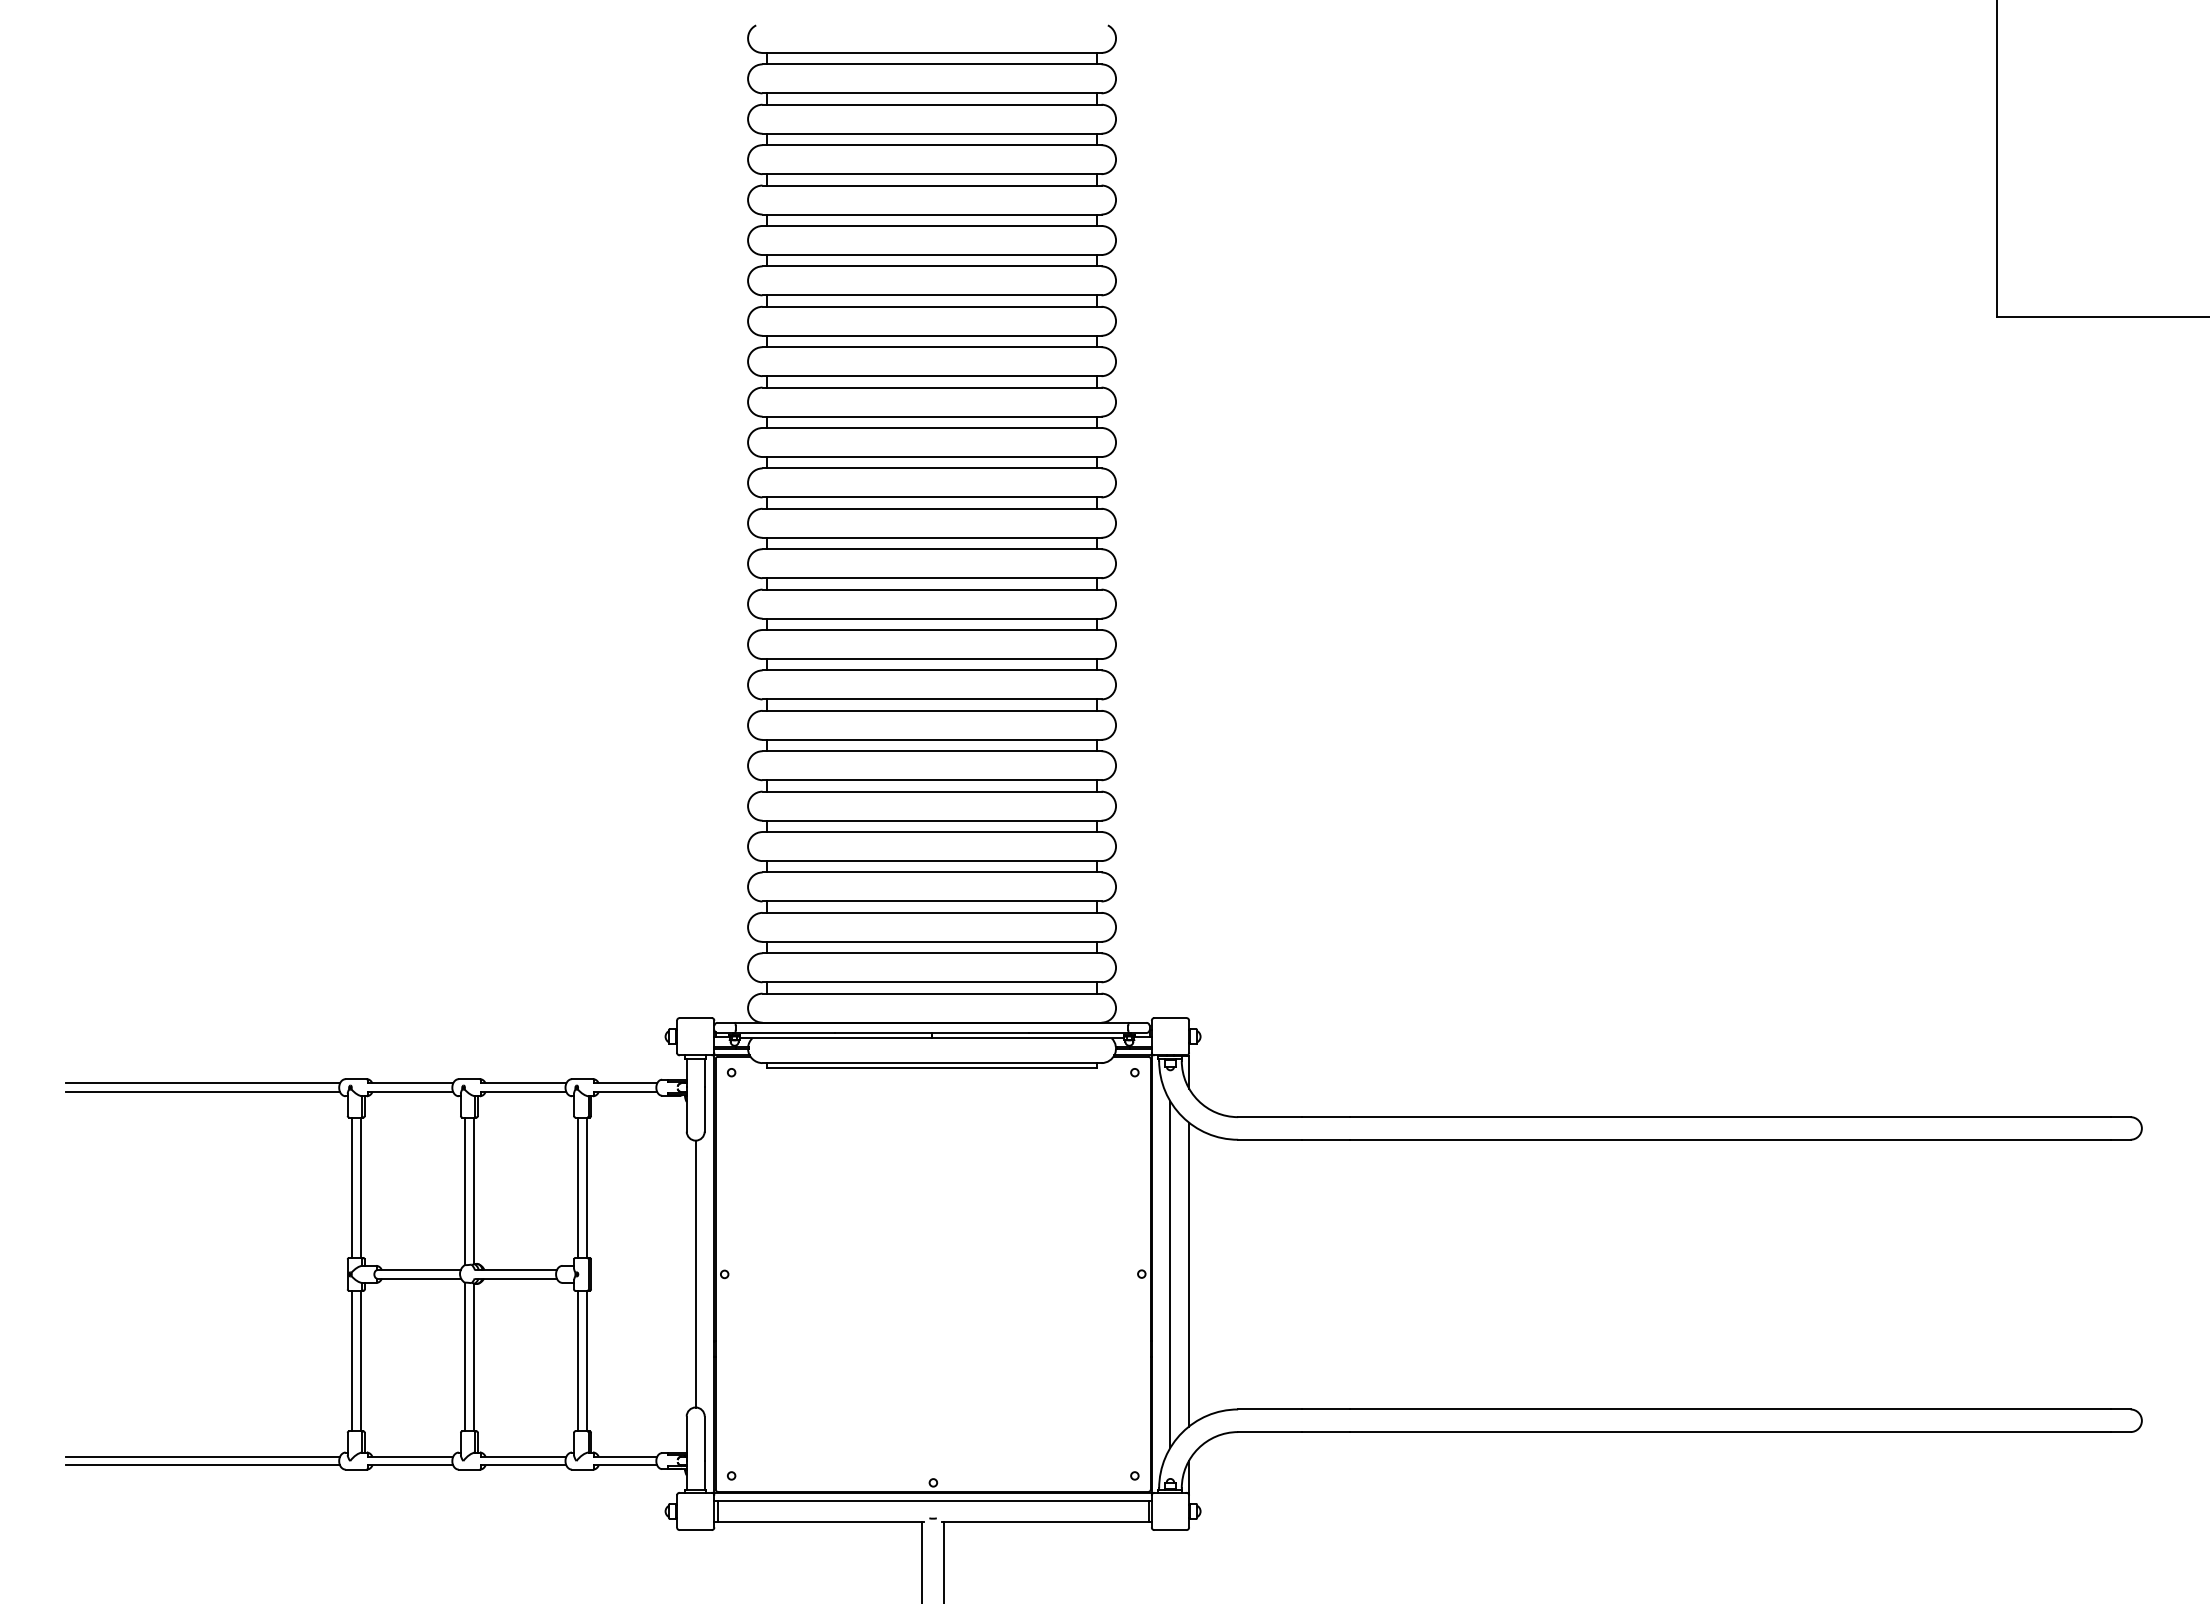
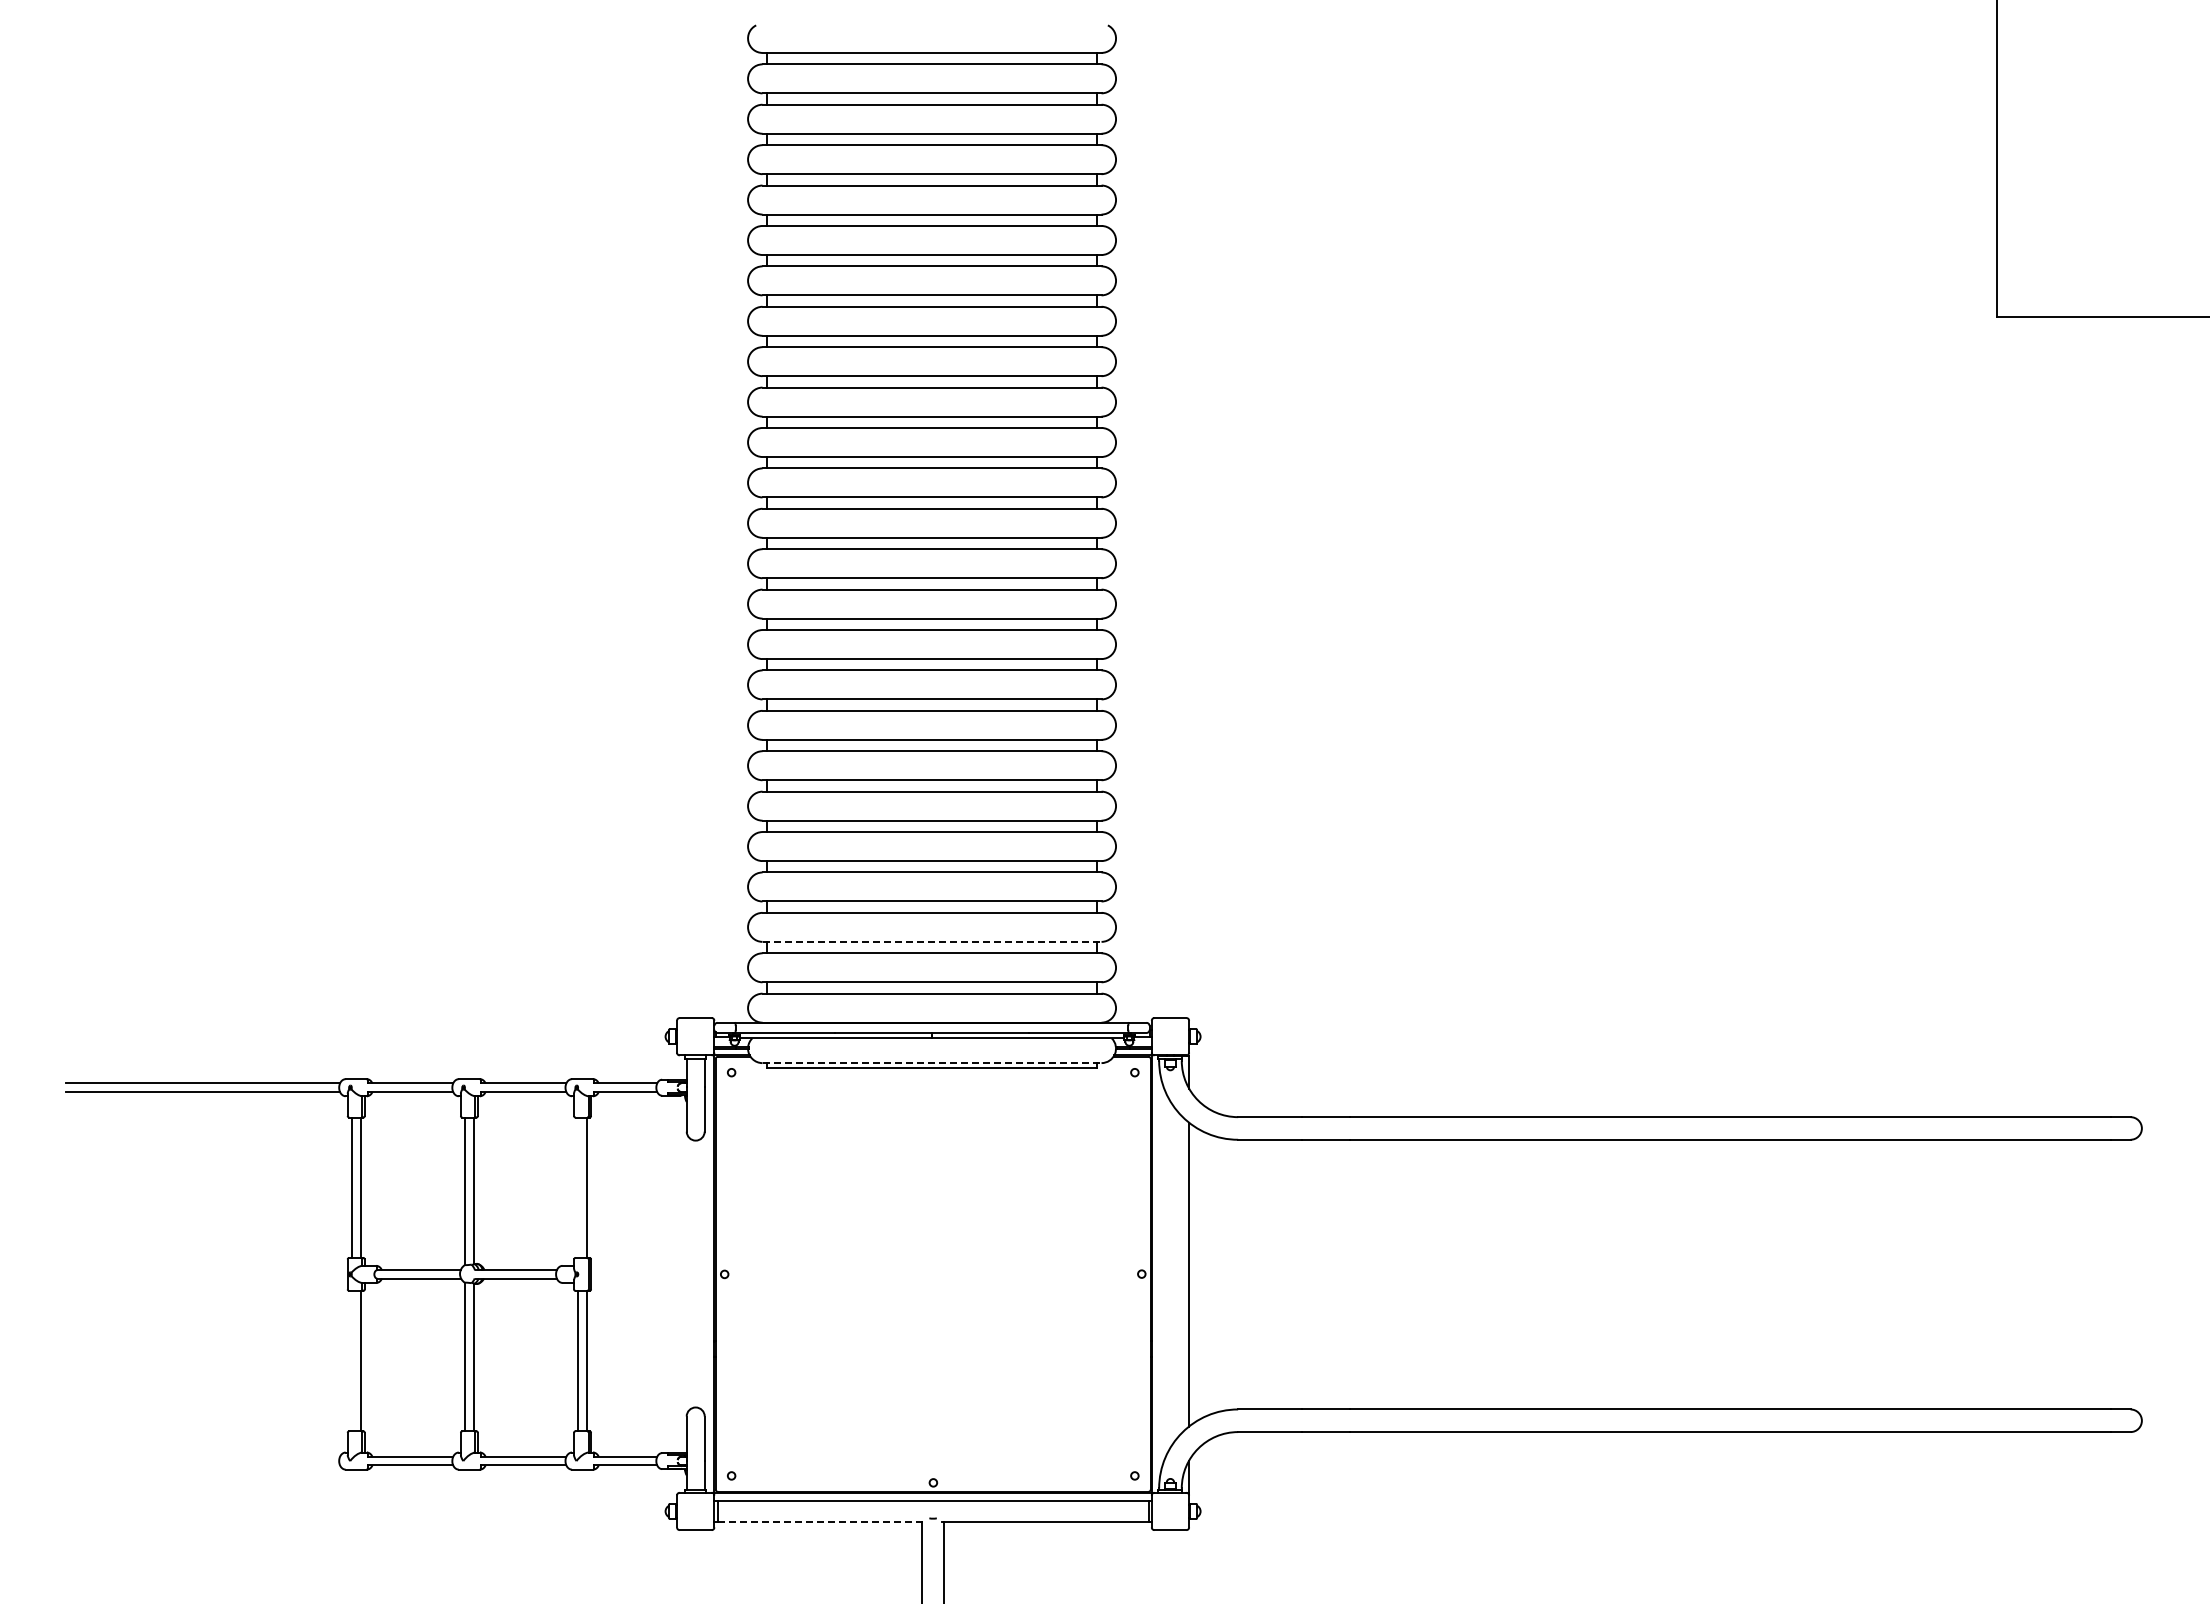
line: solid -> dashed (932, 941)
line: solid -> dashed (932, 1063)
line: present -> none (578, 1187)
line: present -> none (695, 1273)
line: present -> none (1170, 1274)
line: present -> none (351, 1360)
line: present -> none (203, 1456)
line: present -> none (203, 1465)
line: solid -> dashed (821, 1522)
